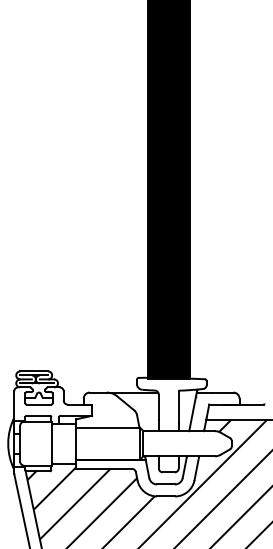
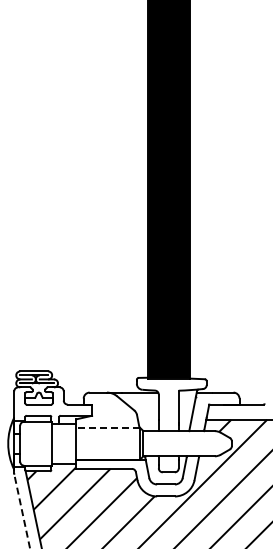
line: solid -> dashed (108, 427)
line: solid -> dashed (22, 511)
